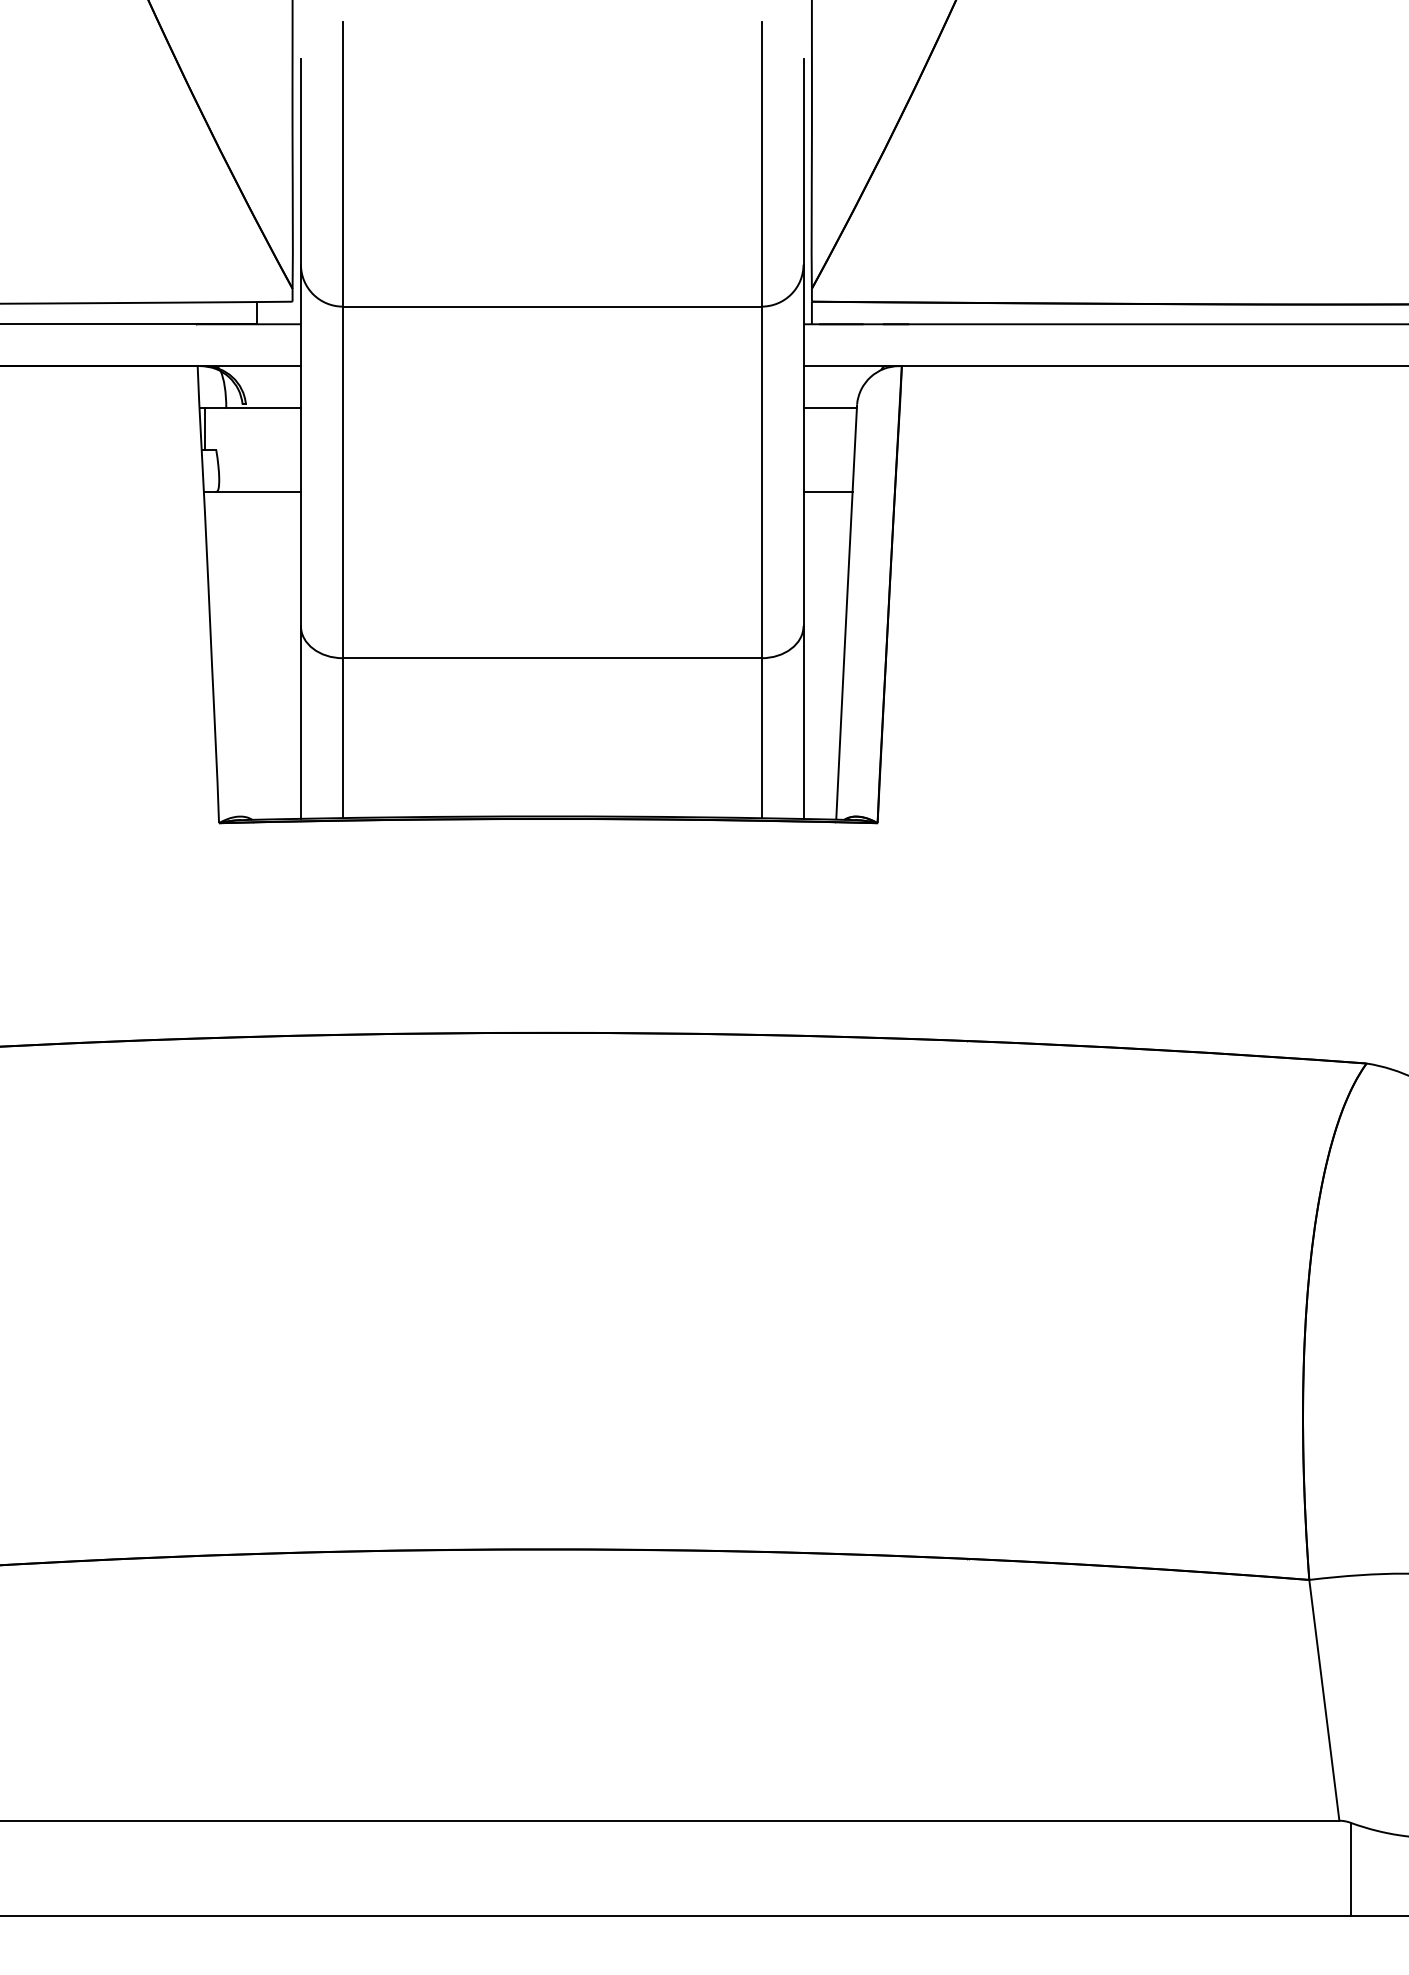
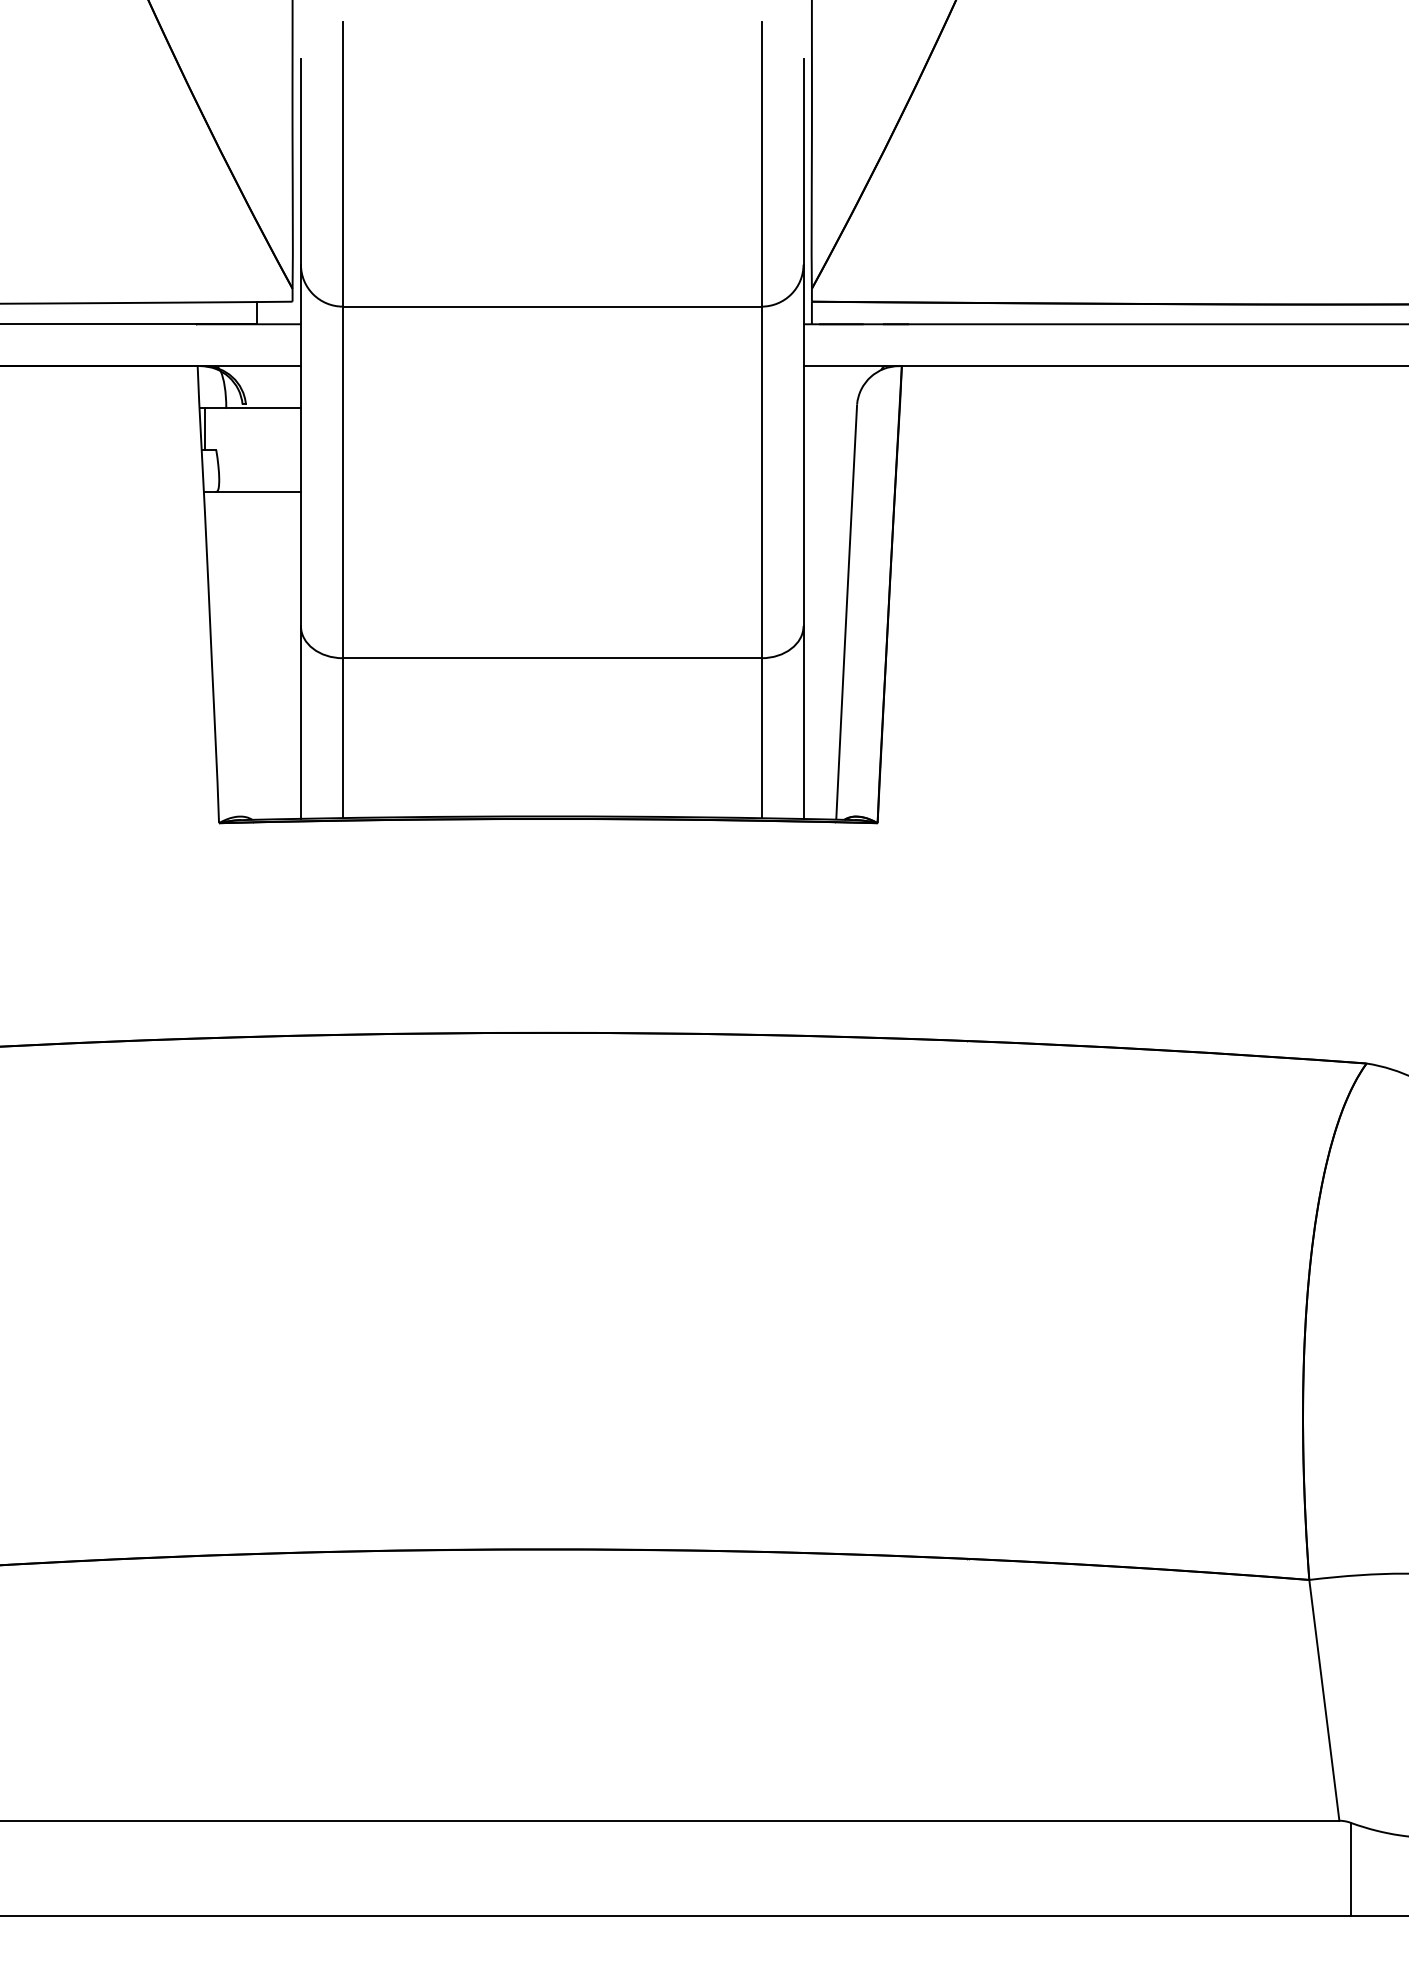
line: present -> none (829, 408)
line: present -> none (827, 491)
